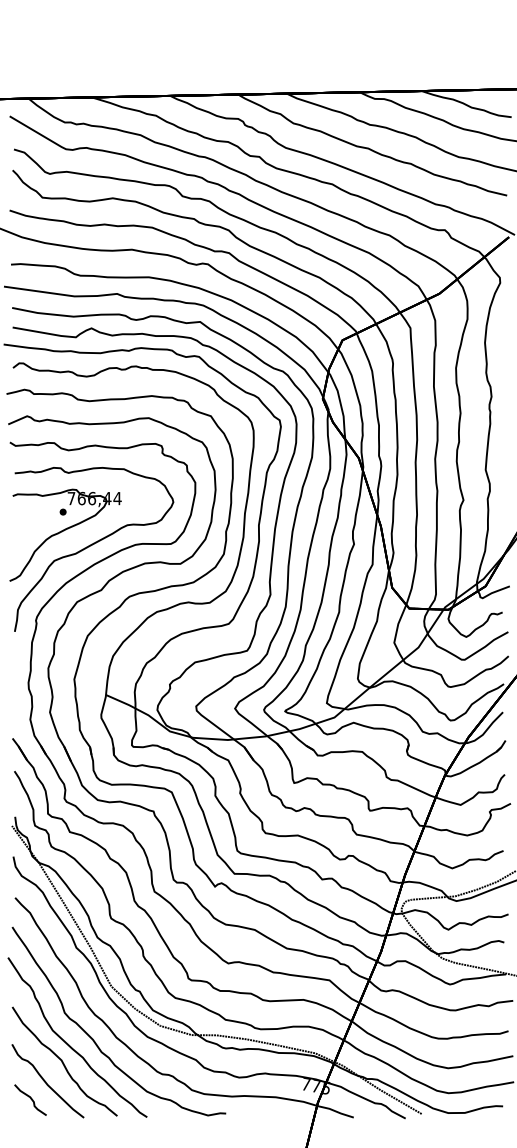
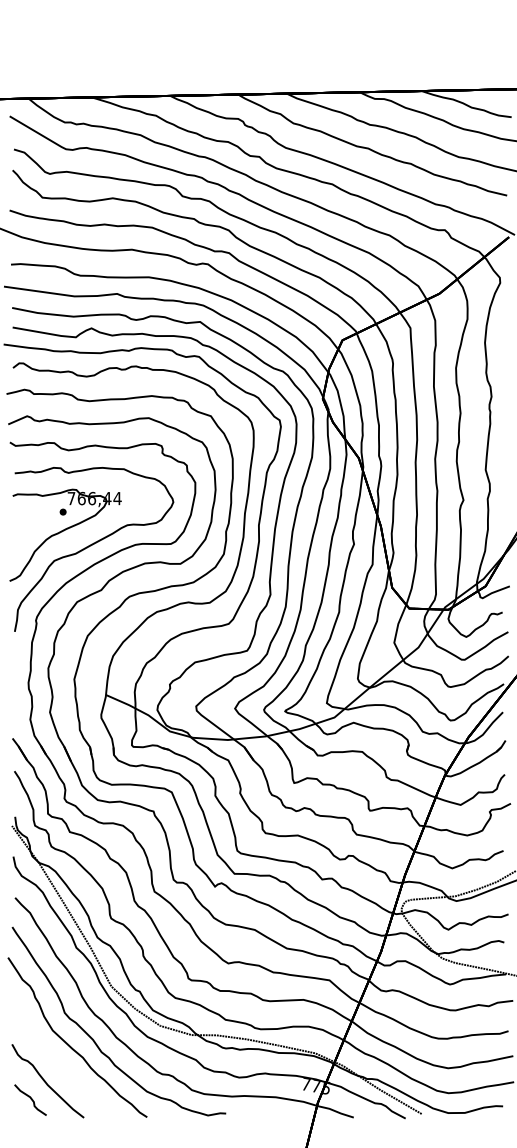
part: present -> none (64, 1061)
